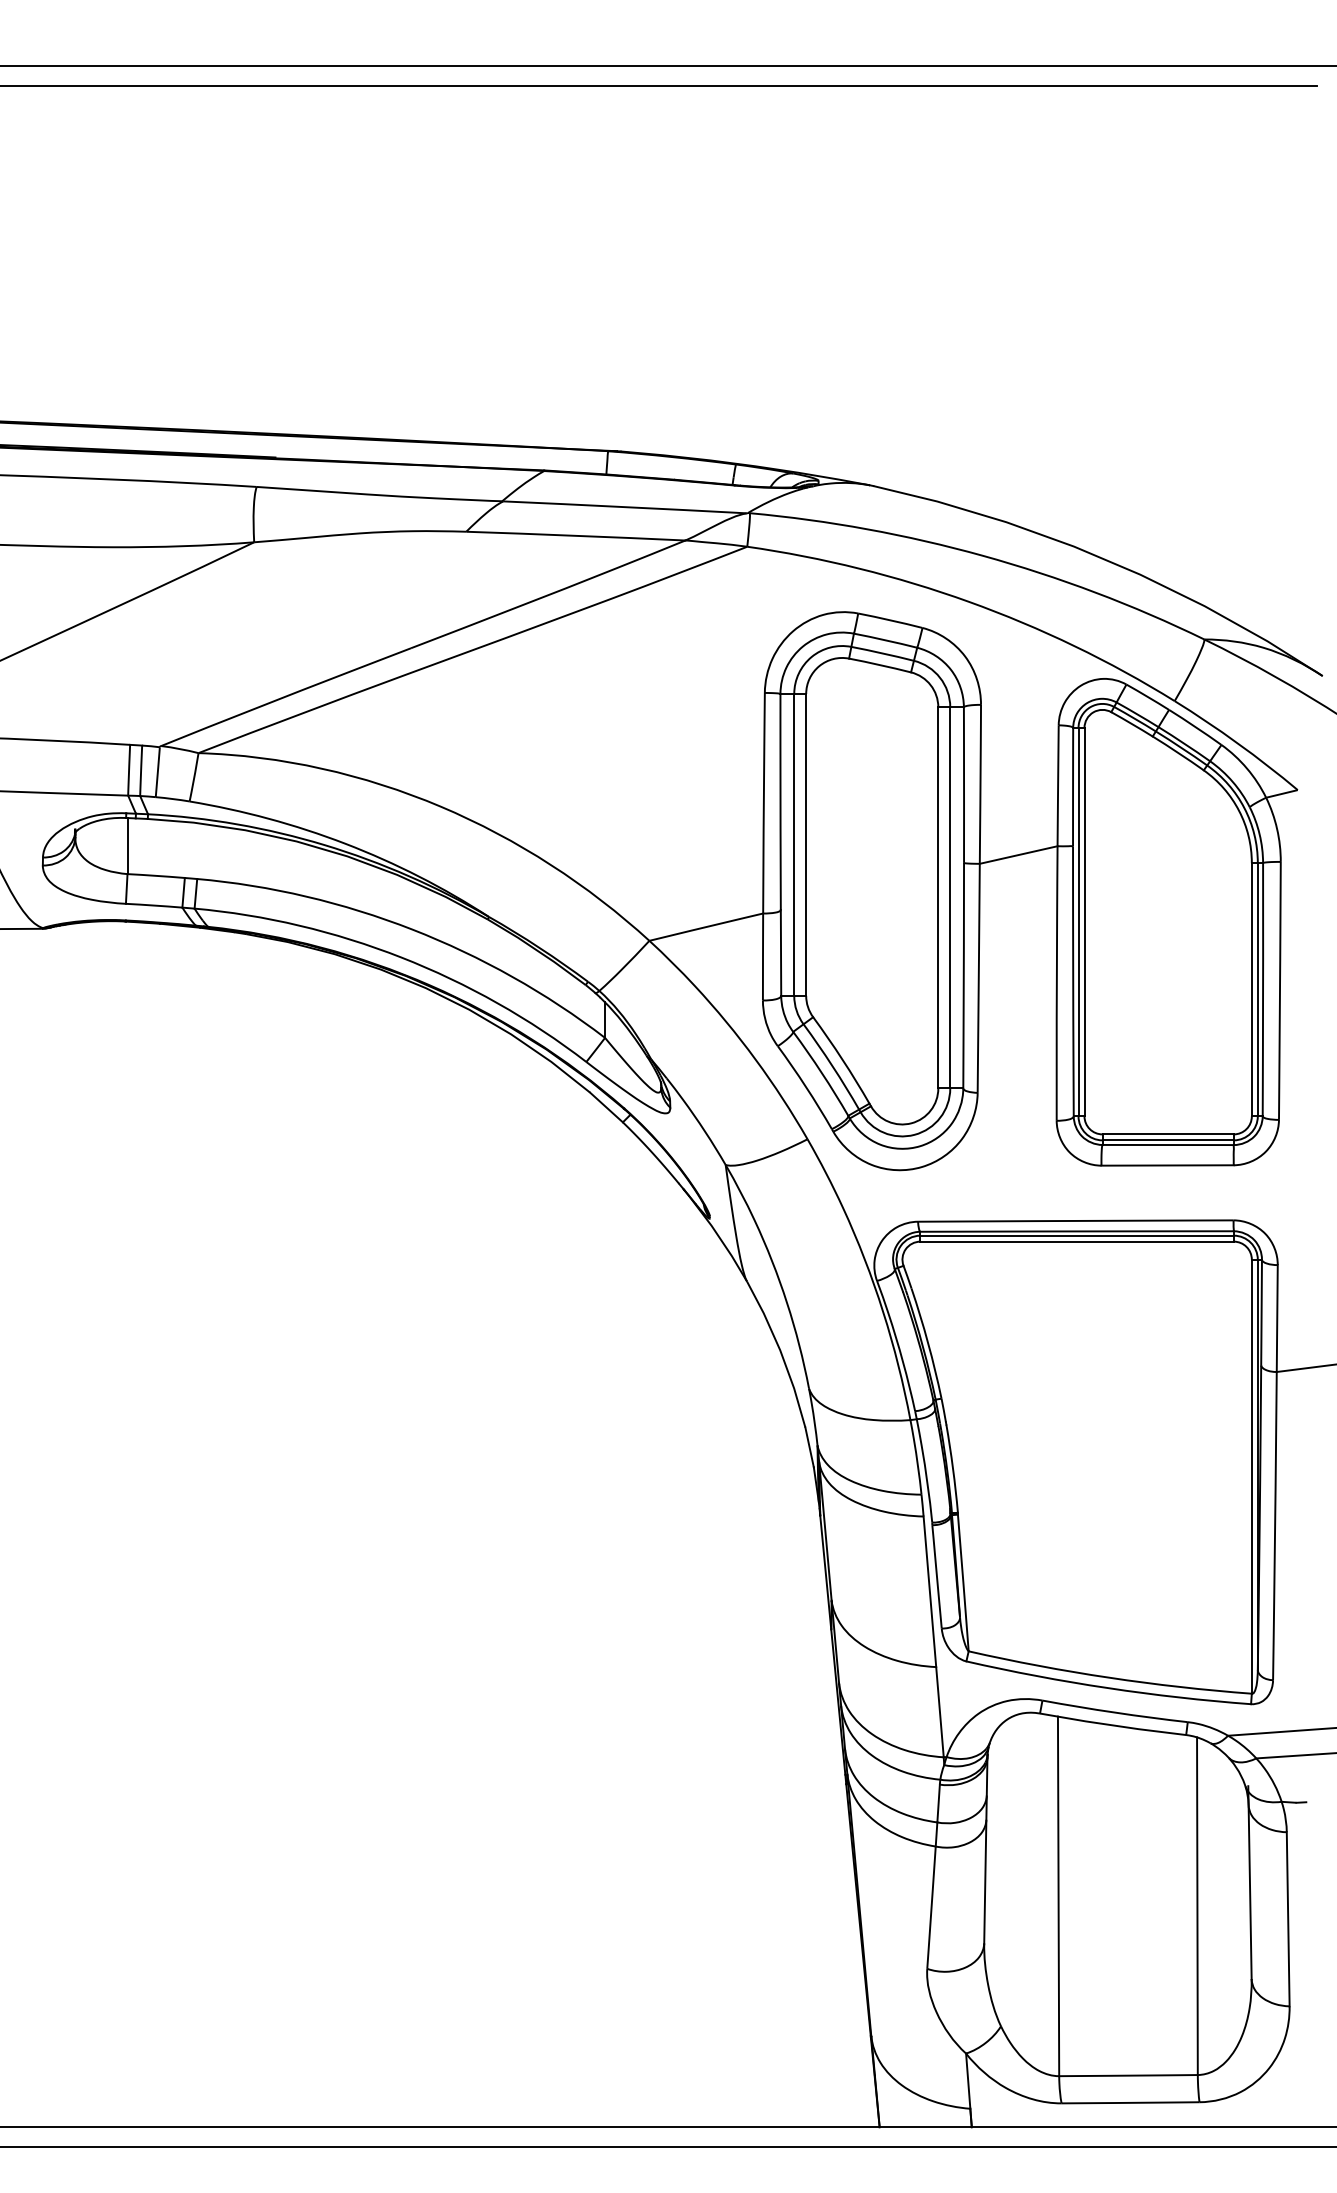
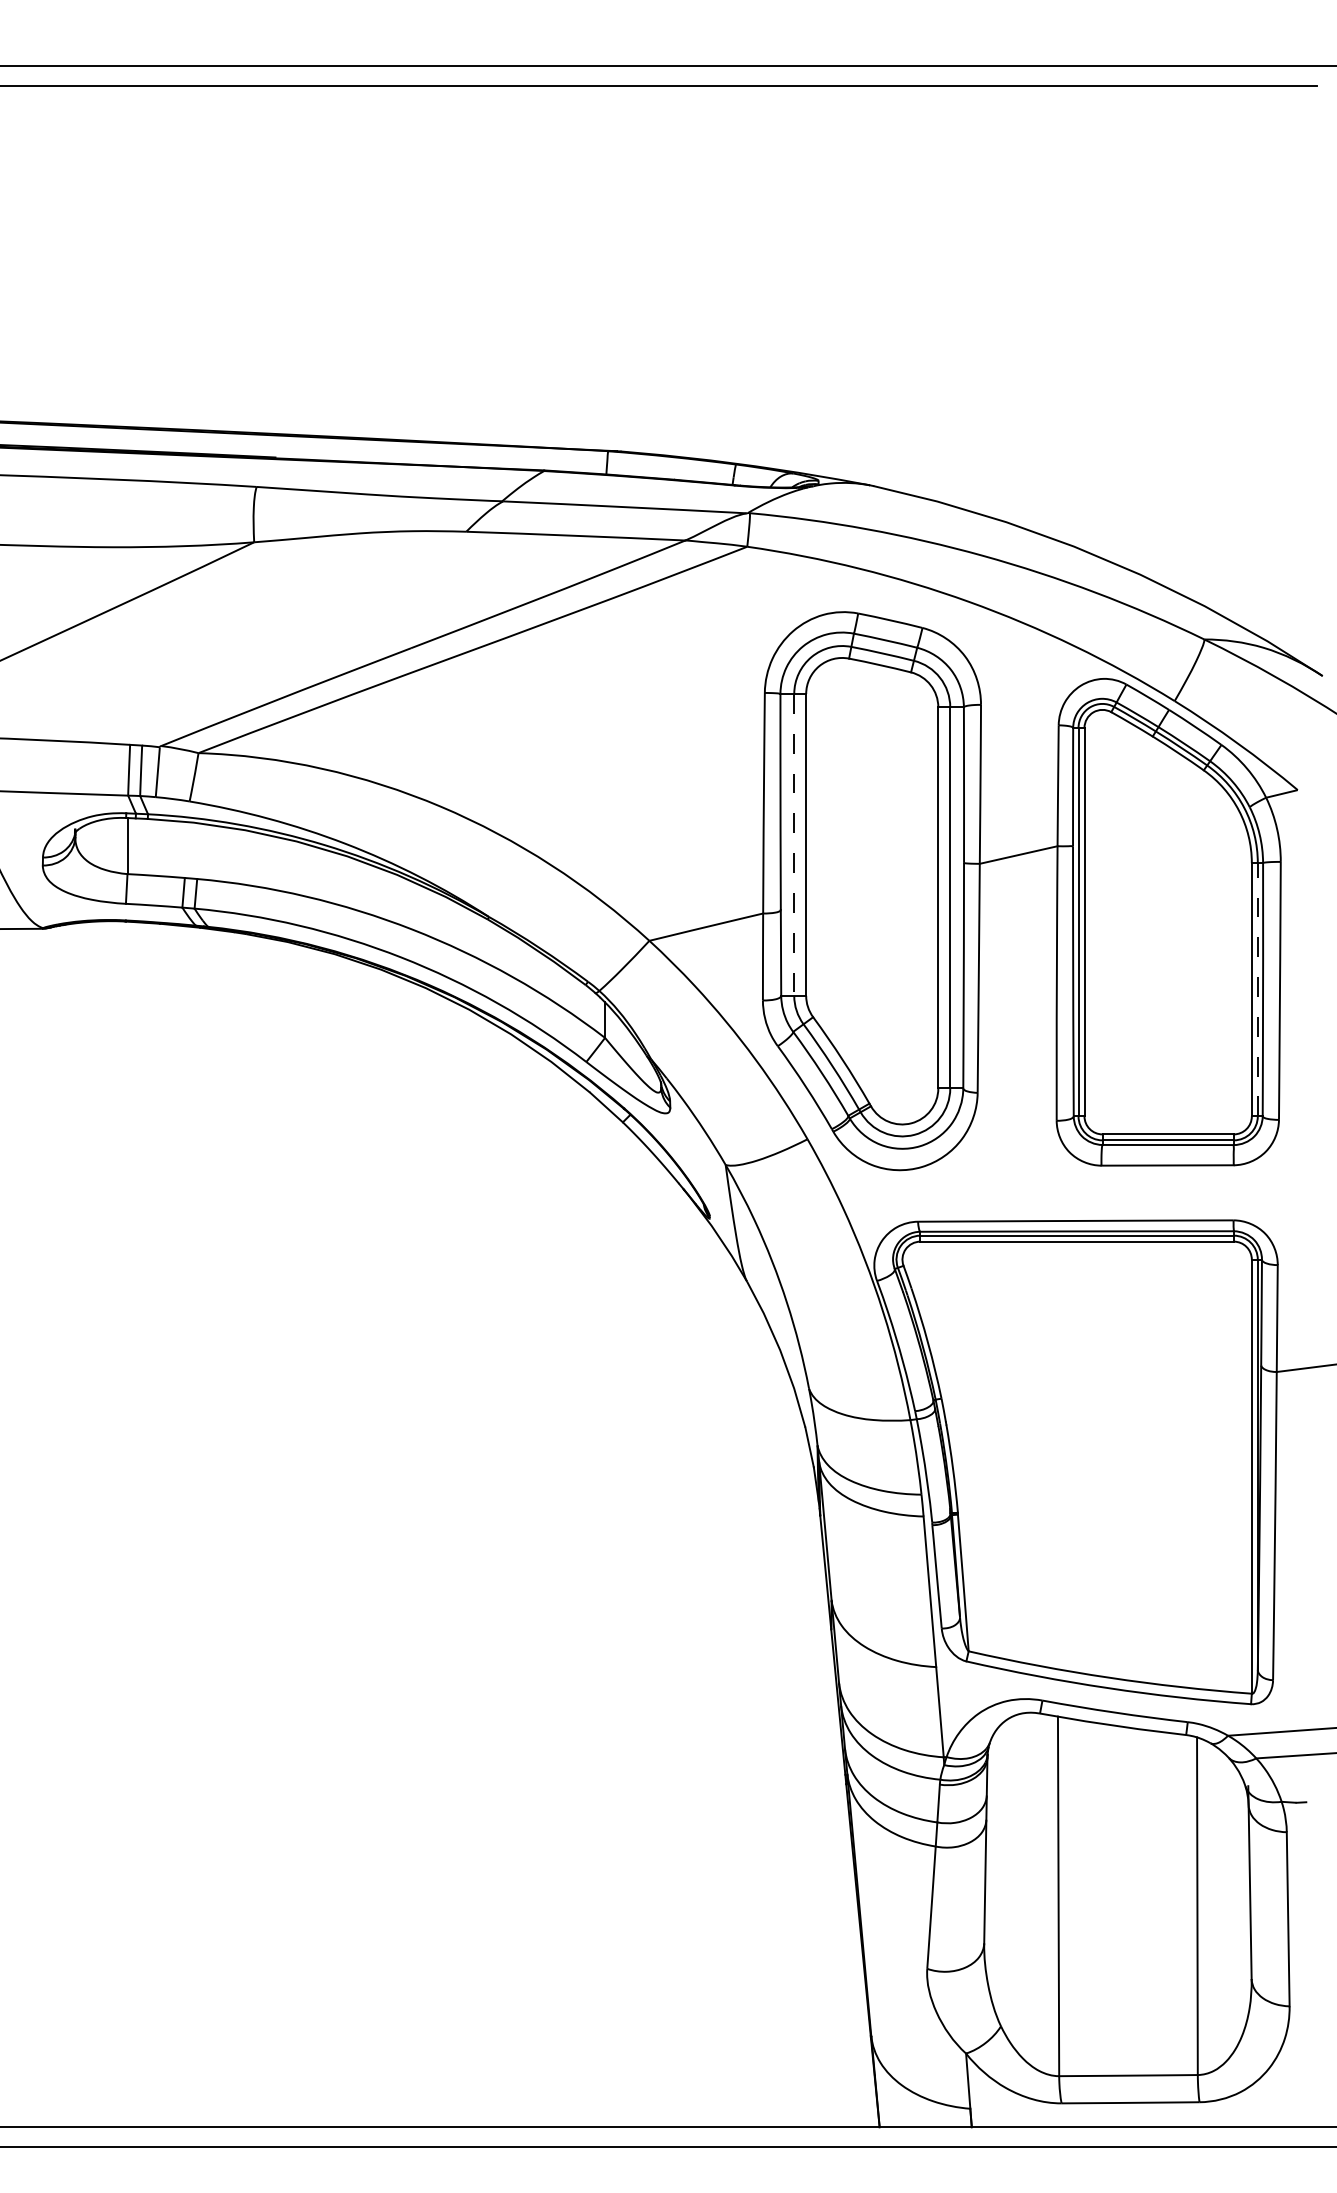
line: solid -> dashed (794, 844)
line: solid -> dashed (1257, 989)
